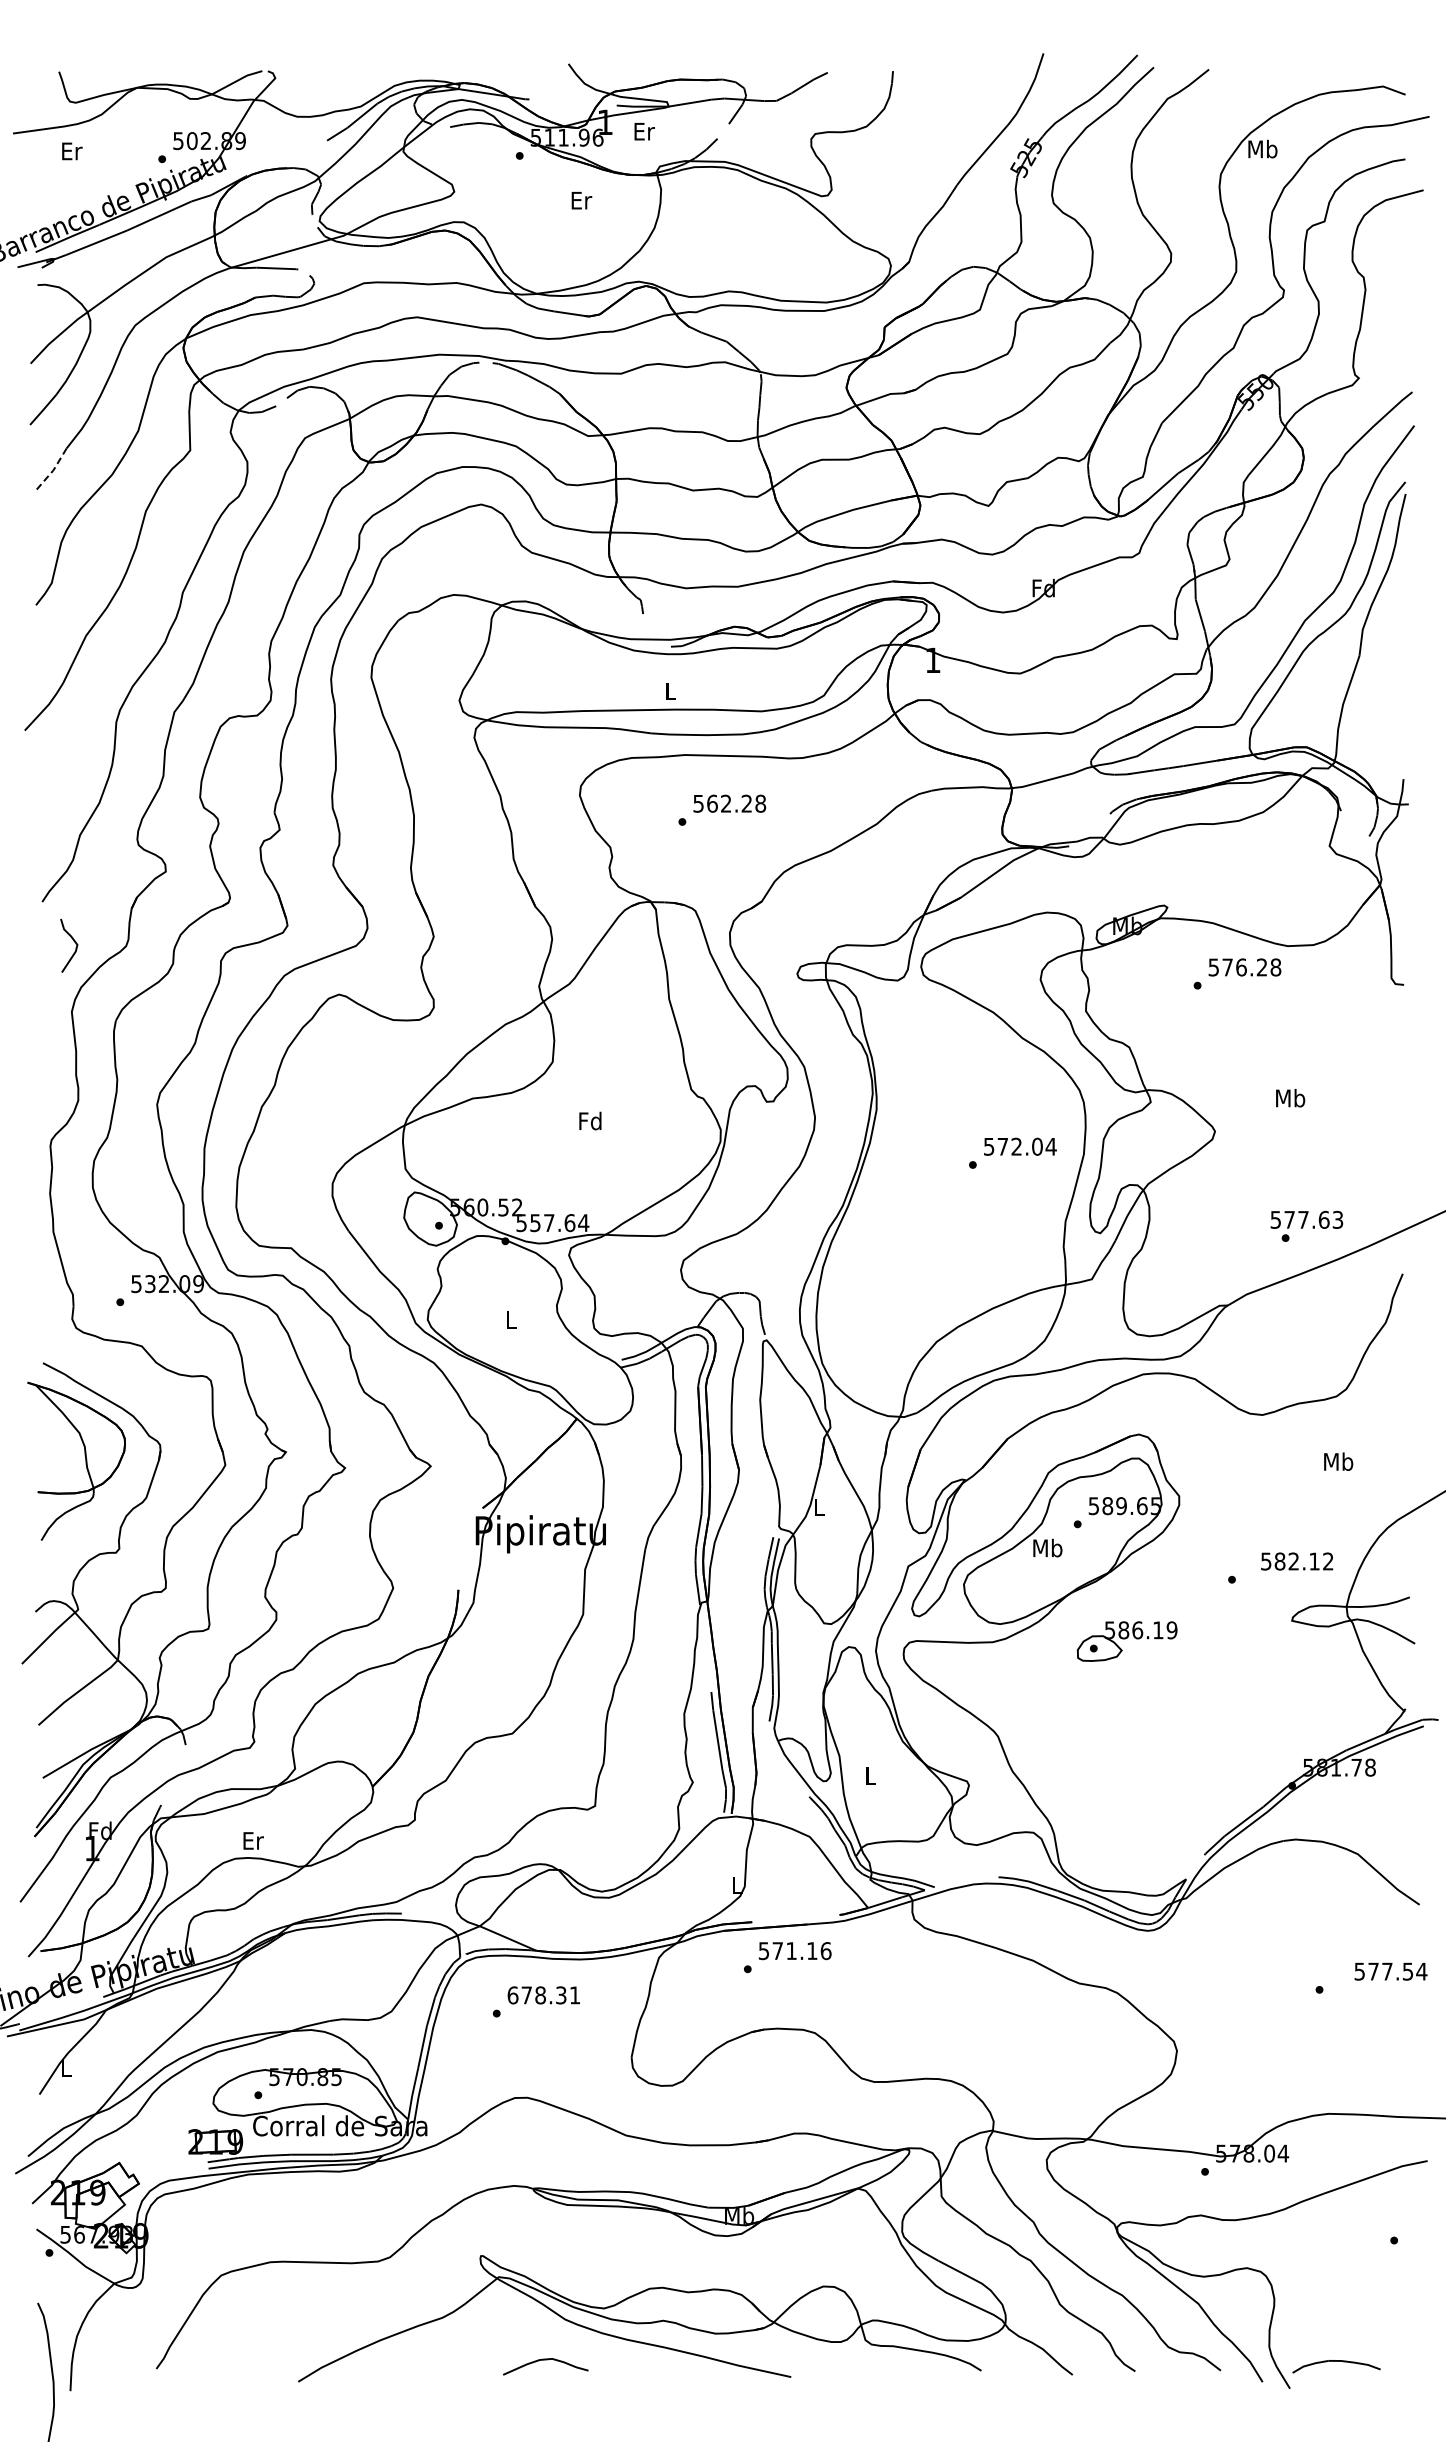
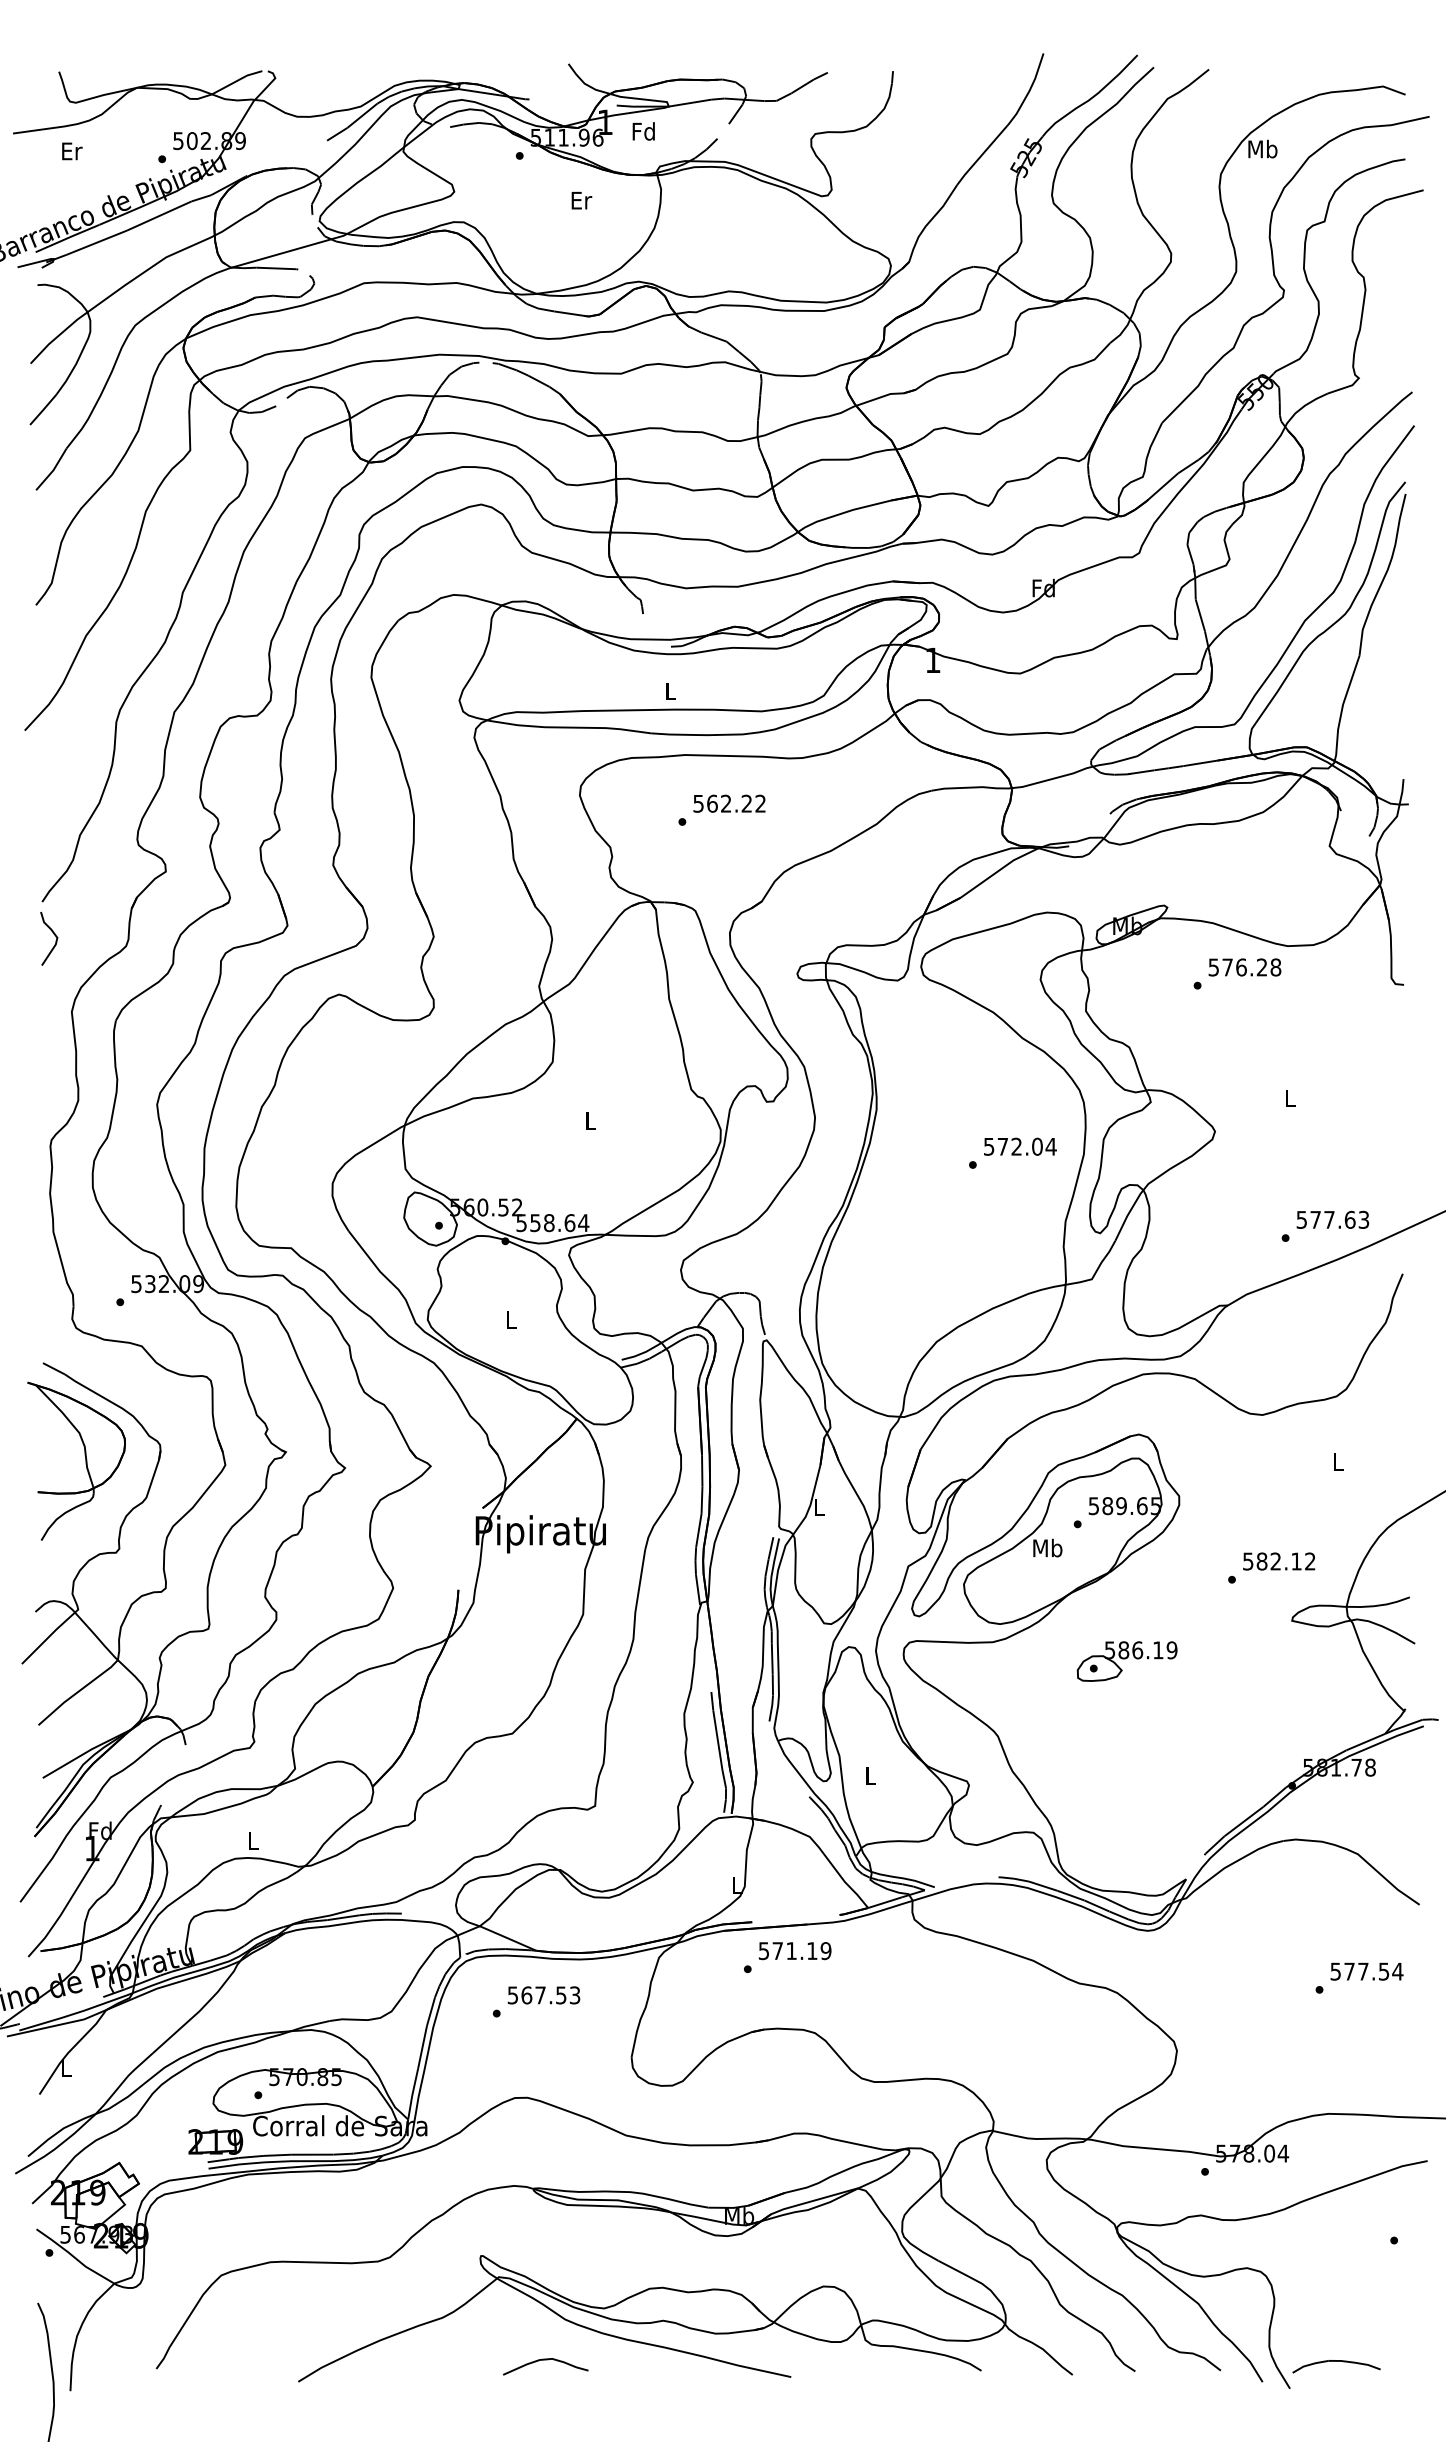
text: Er -> Fd (643, 131)
line: dashed -> solid (53, 470)
text: 562.28 -> 562.22 (760, 803)
curve position: (73, 941) -> (53, 934) (53, 934)
text: Mb -> L (1290, 1098)
text: Fd -> L (590, 1120)
text position: (1306, 1219) -> (1332, 1219) (1332, 1219)
text: 557.64 -> 558.64 (549, 1223)
text: Mb -> L (1338, 1461)
text position: (1297, 1561) -> (1279, 1561) (1279, 1561)
part position: (1126, 1641) -> (1126, 1661) (1126, 1661)
text: Er -> L (253, 1840)
text: 571.16 -> 571.19 (825, 1951)
text position: (1390, 1971) -> (1366, 1971) (1366, 1971)
text: 678.31 -> 567.53 (543, 1995)
